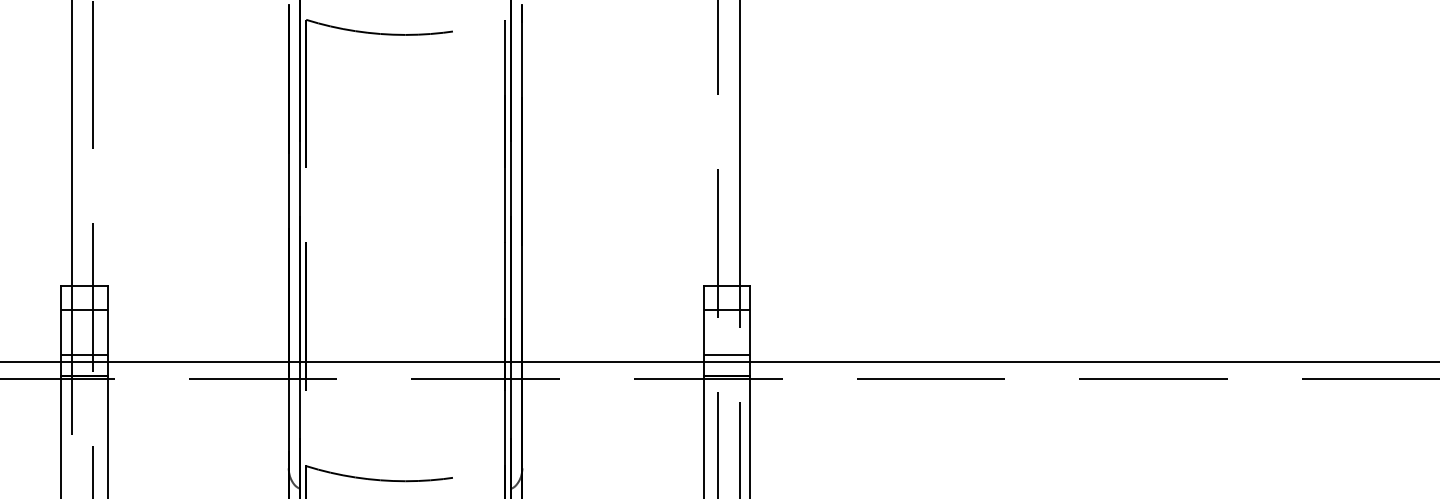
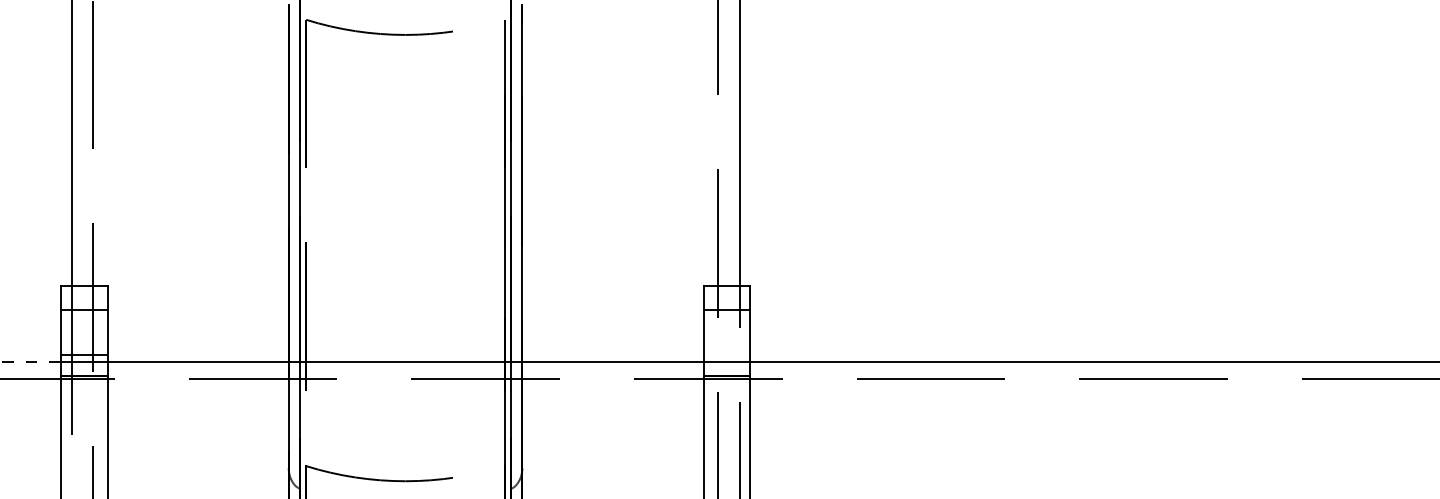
line: present -> none (726, 354)
line: solid -> dashed (30, 362)
